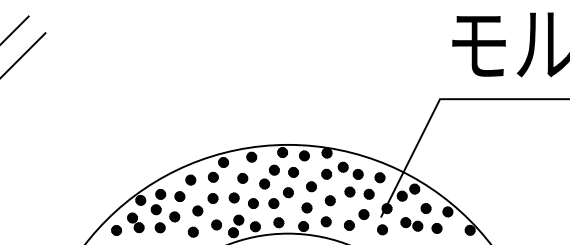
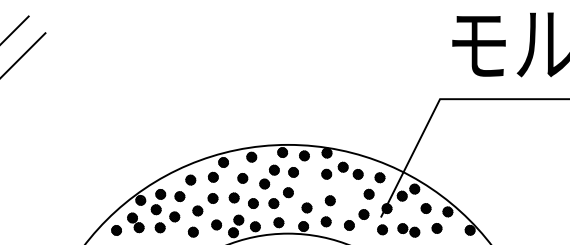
part: present -> none (311, 186)
part: present -> none (349, 191)
part position: (411, 224) -> (408, 230) (408, 230)
